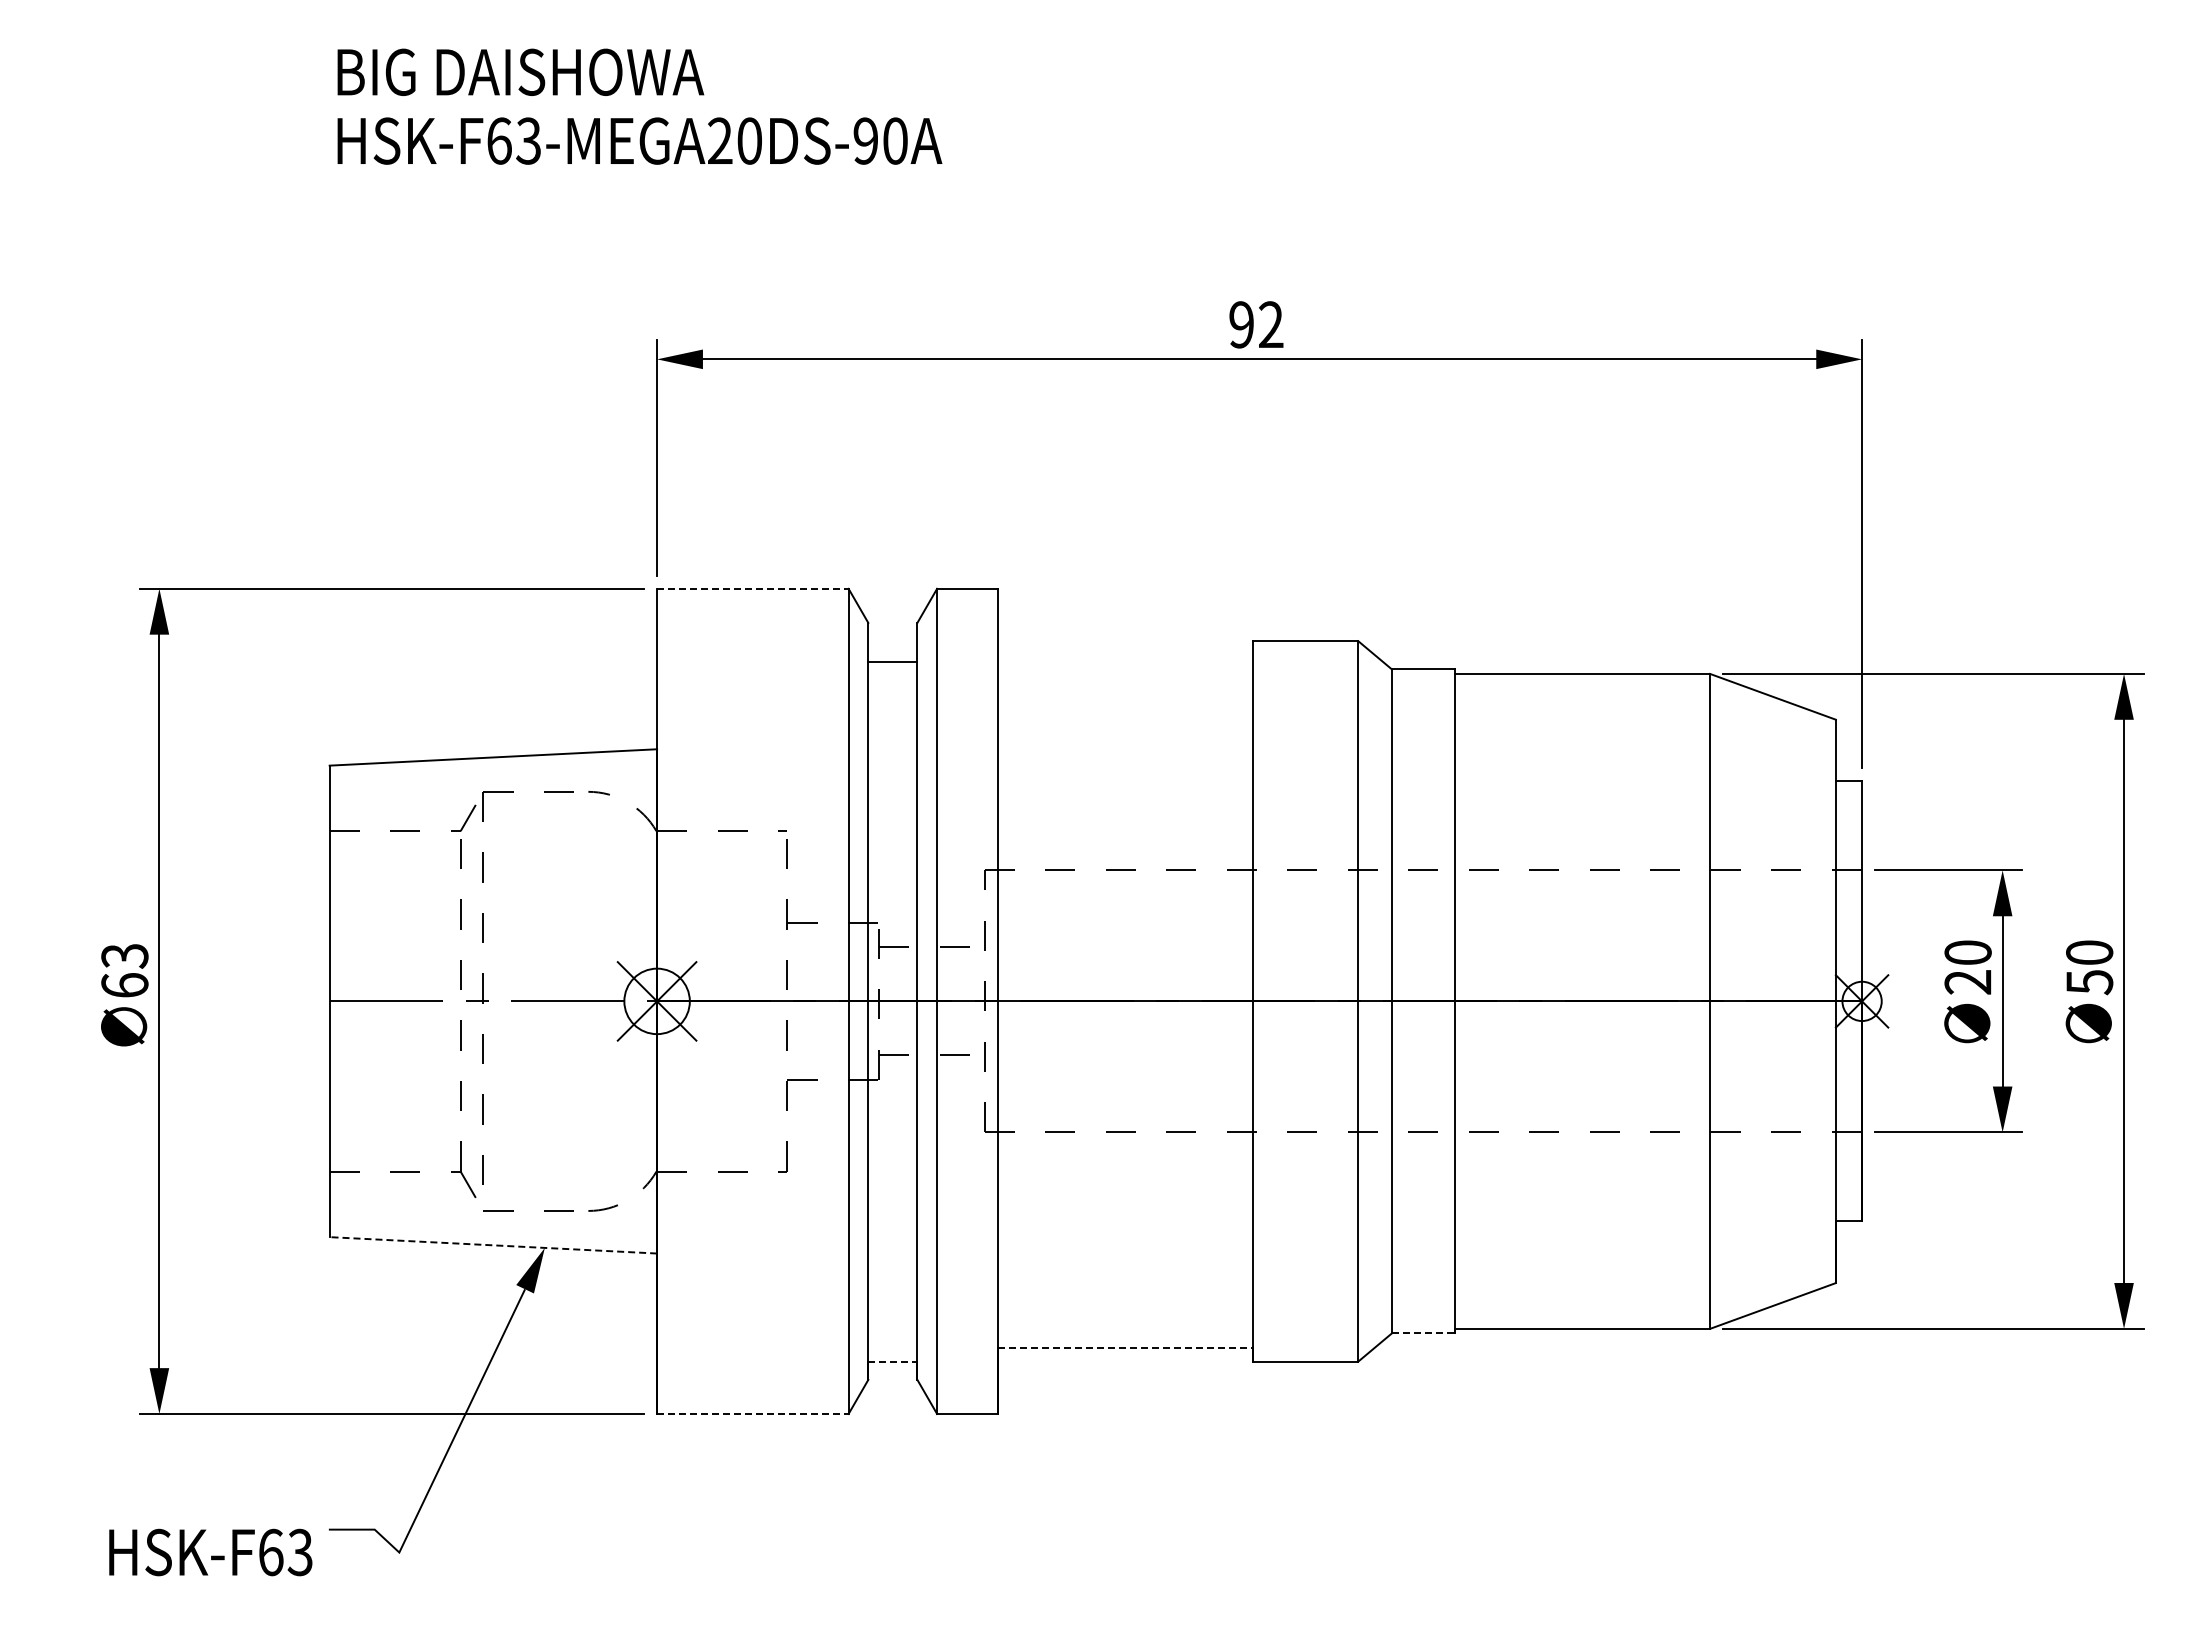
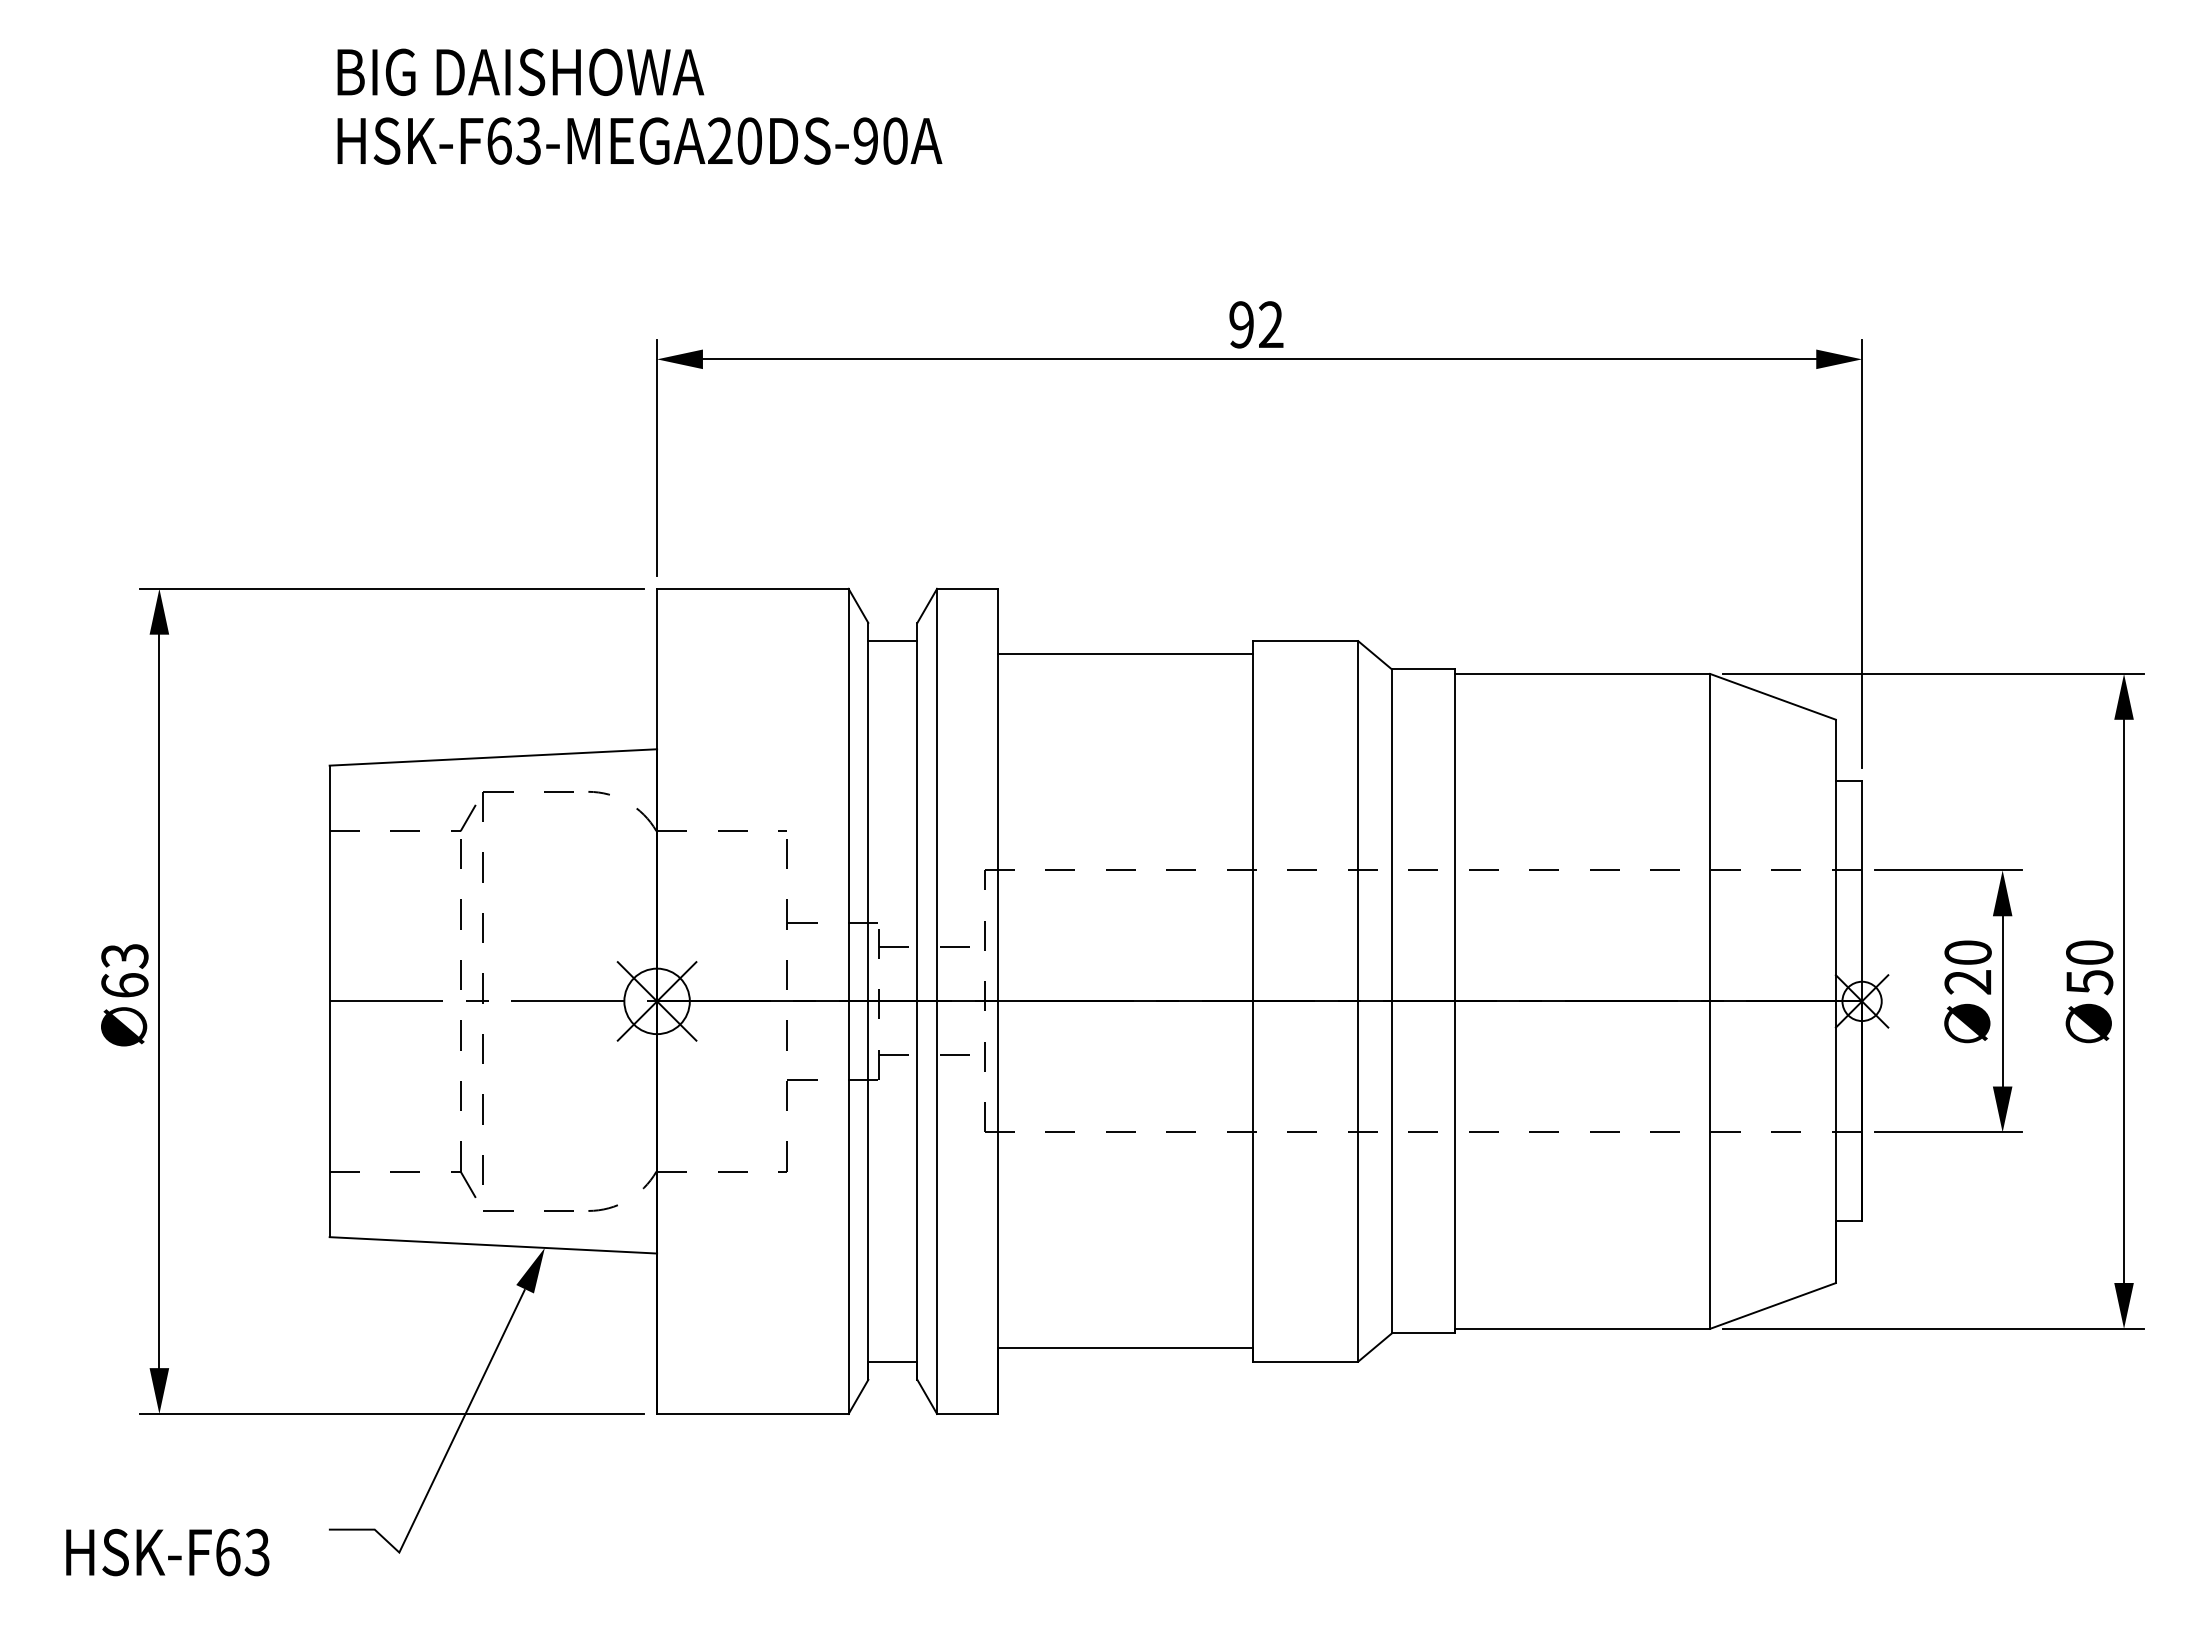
line: dashed -> solid (752, 588)
line: none -> present (1125, 654)
line position: (892, 662) -> (892, 641) (892, 641)
line: dashed -> solid (493, 1245)
line: dashed -> solid (1423, 1333)
line: dashed -> solid (1125, 1348)
line: dashed -> solid (892, 1361)
line: dashed -> solid (752, 1413)
text position: (210, 1552) -> (167, 1552) (167, 1552)
